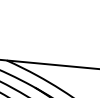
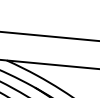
line: none -> present (49, 36)
